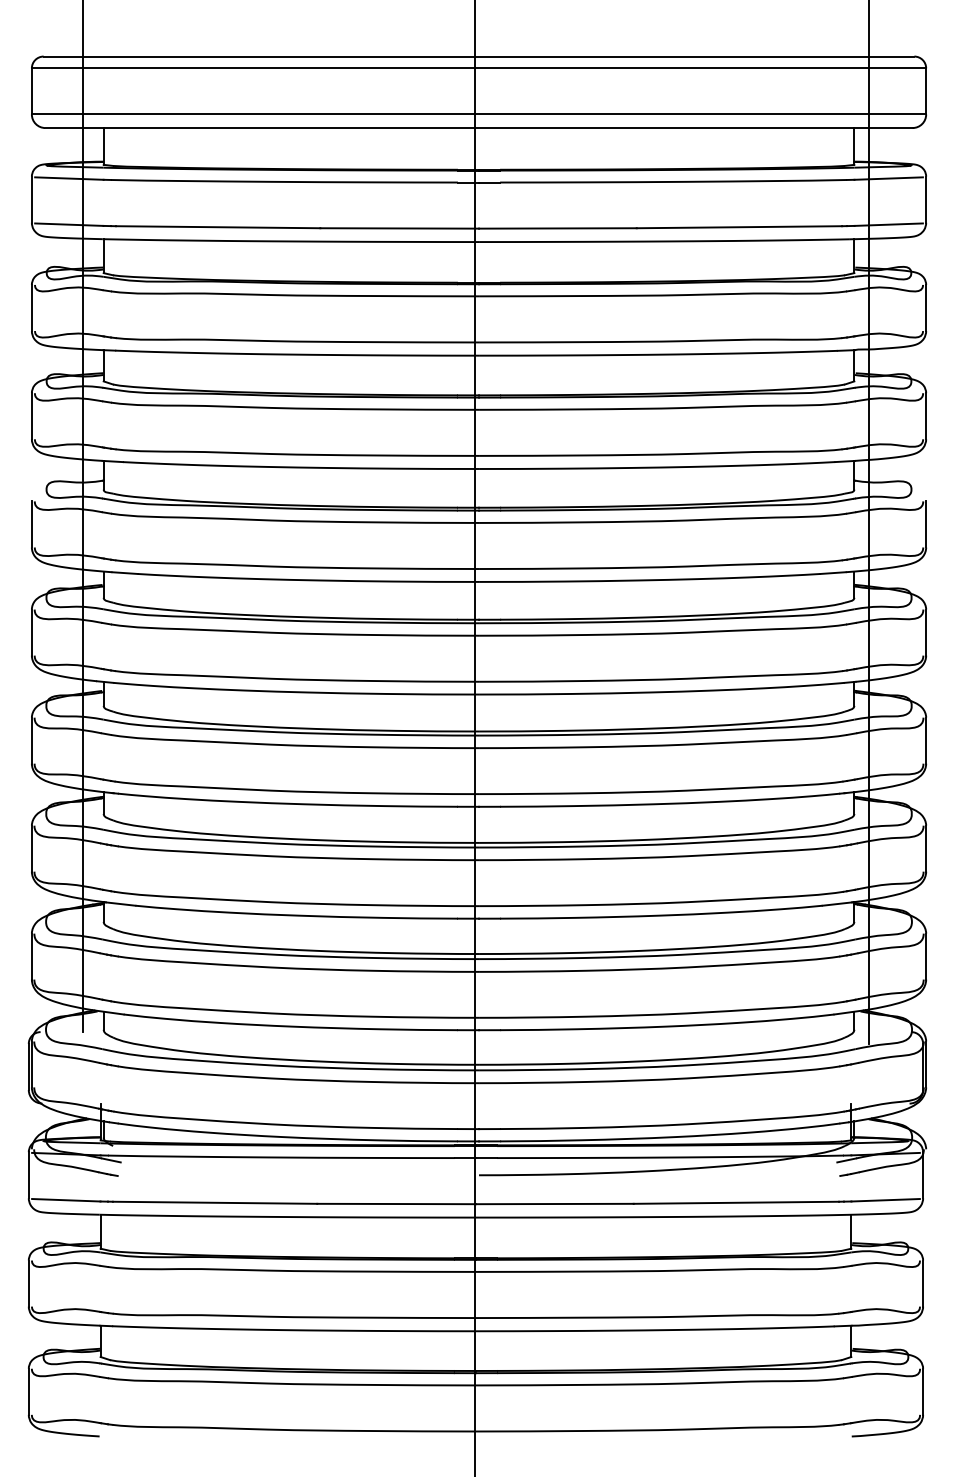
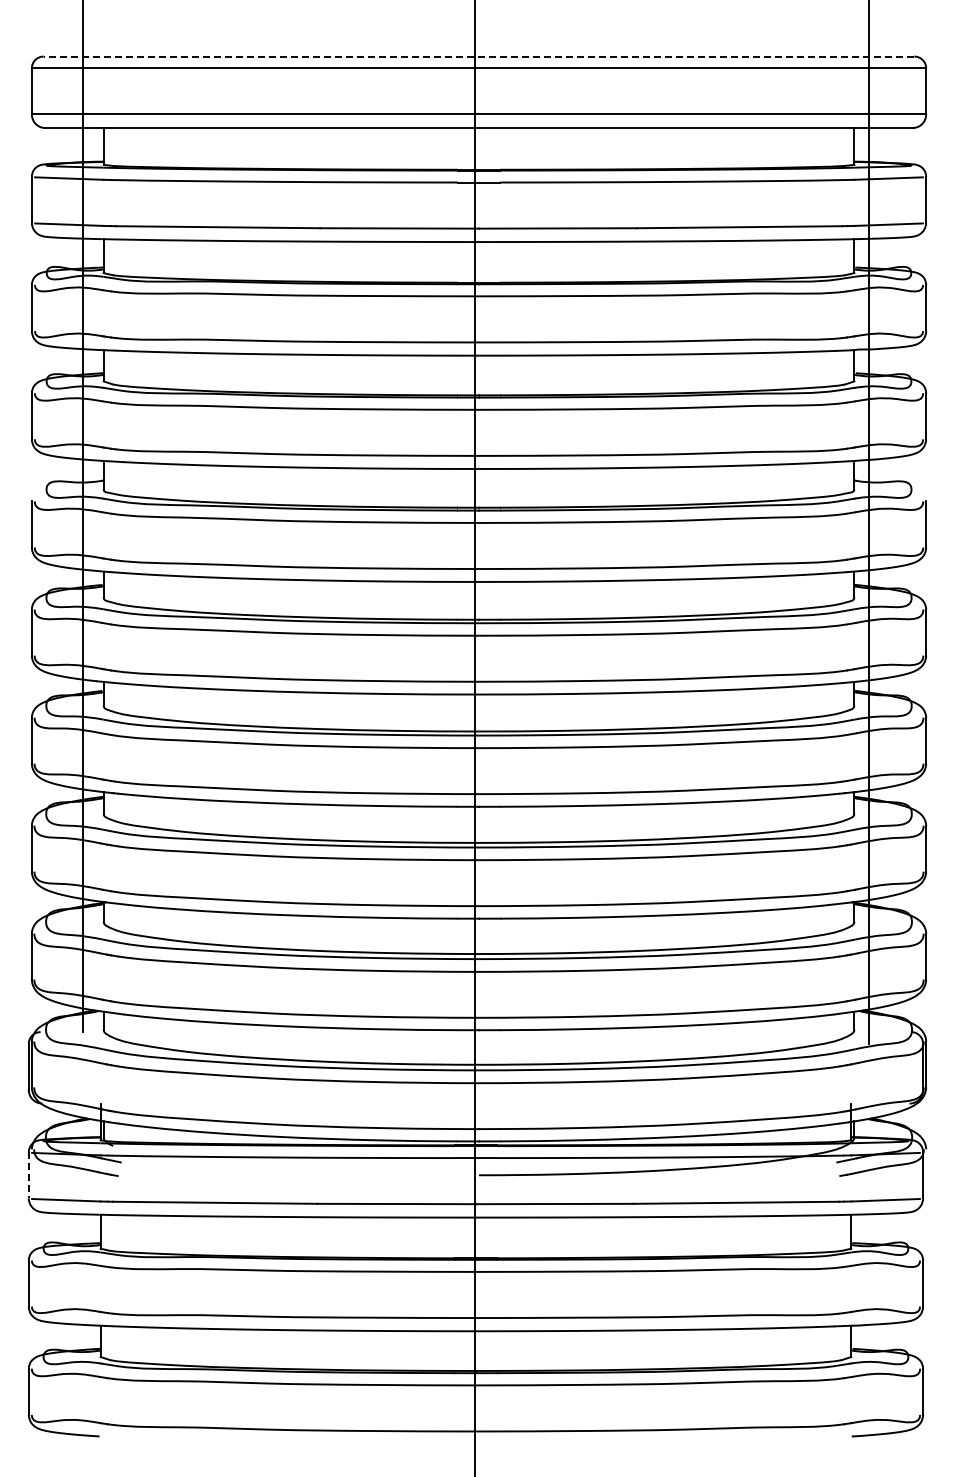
line: solid -> dashed (478, 56)
line: solid -> dashed (28, 1175)
